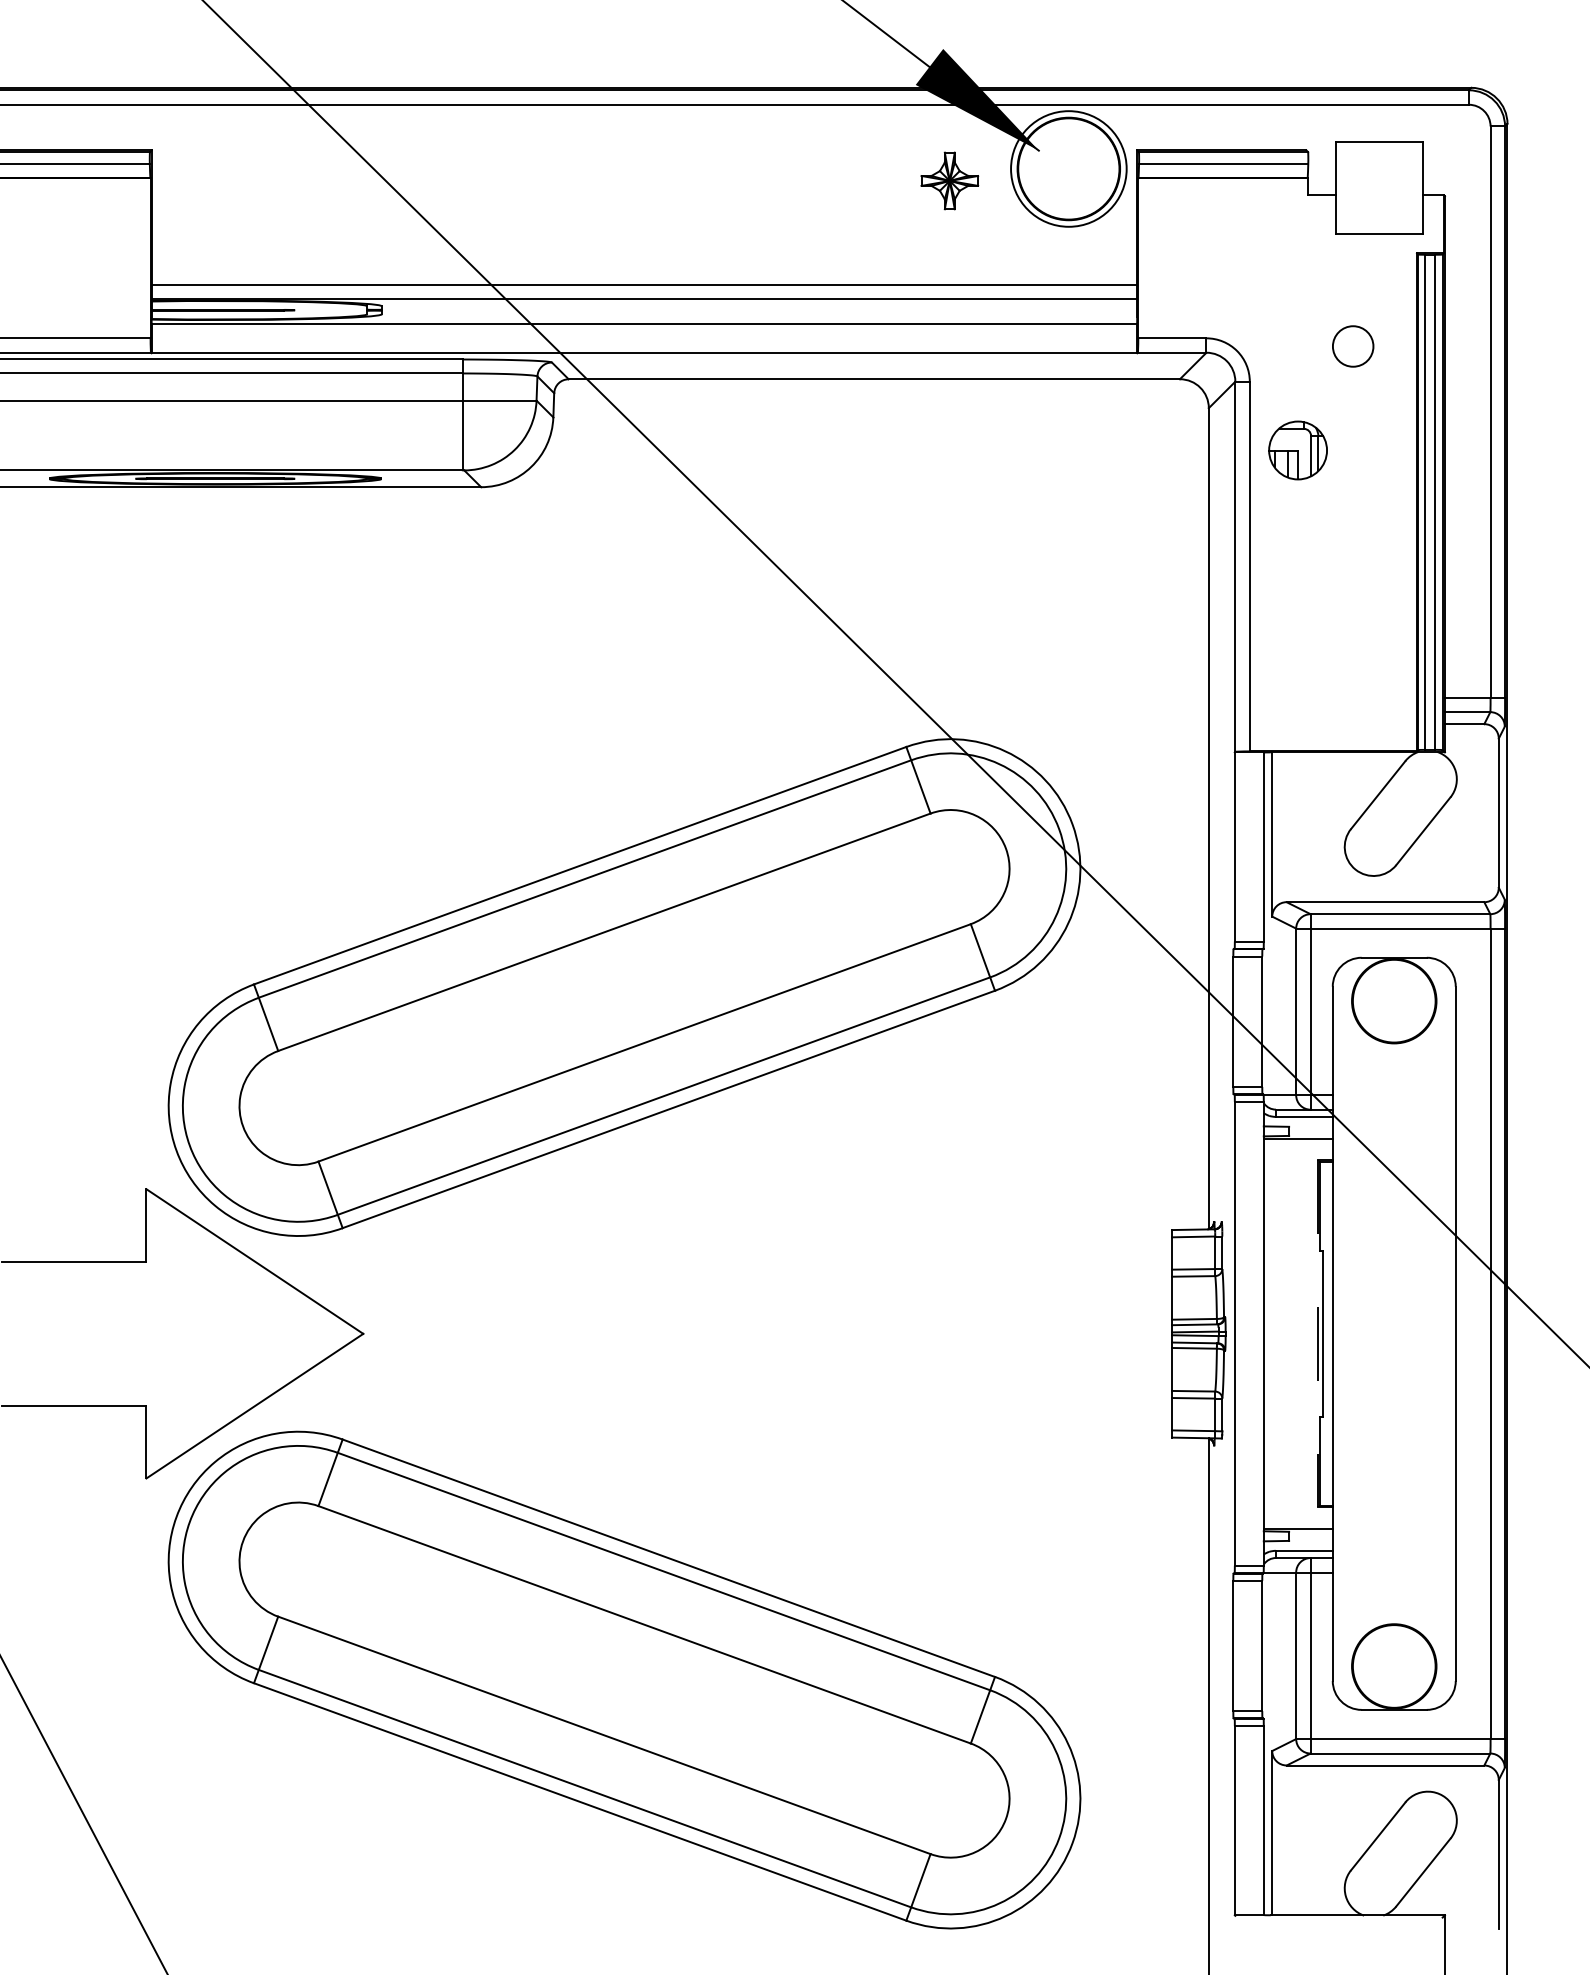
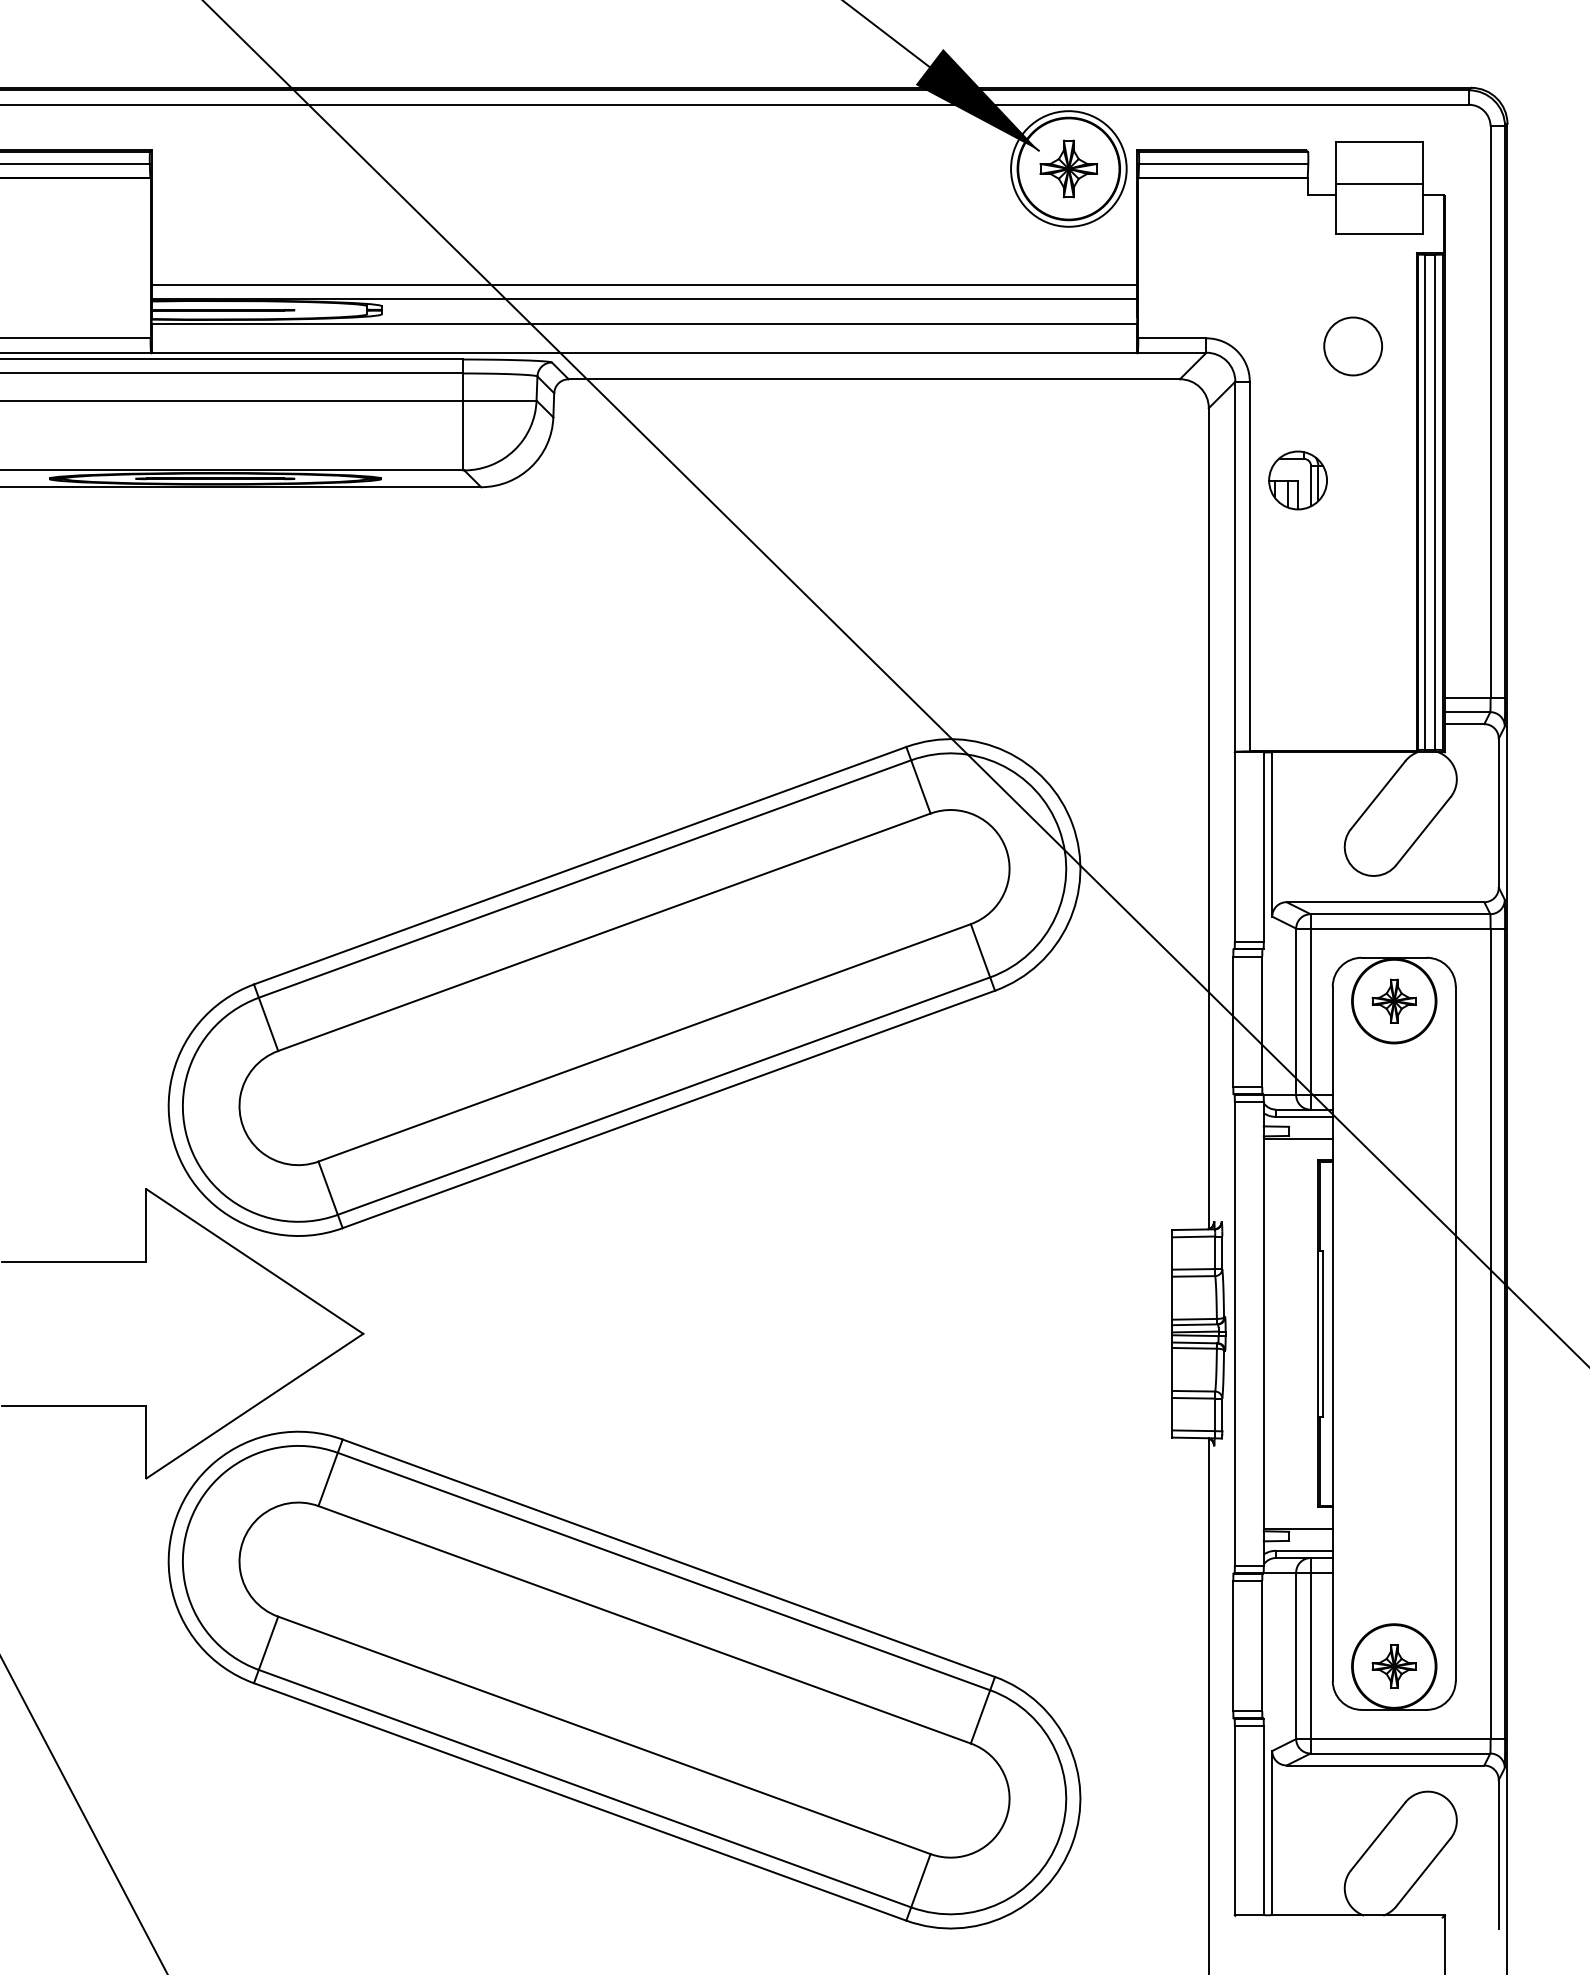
part position: (949, 180) -> (1068, 168) (1068, 168)
line: none -> present (1379, 184)
circle diameter: 41 px -> 58 px (1353, 346)
part position: (1297, 450) -> (1297, 480) (1297, 480)
part: none -> present (1393, 1000)
line: dashed -> solid (1318, 1333)
part: none -> present (1393, 1666)
